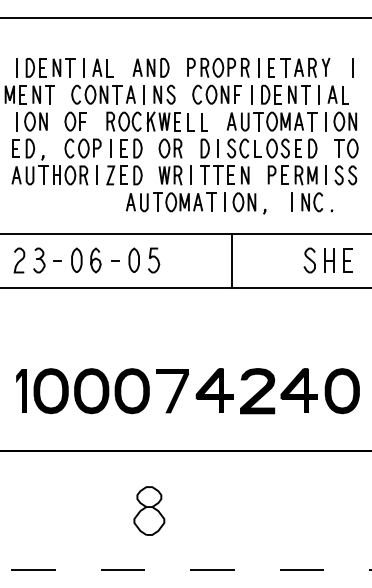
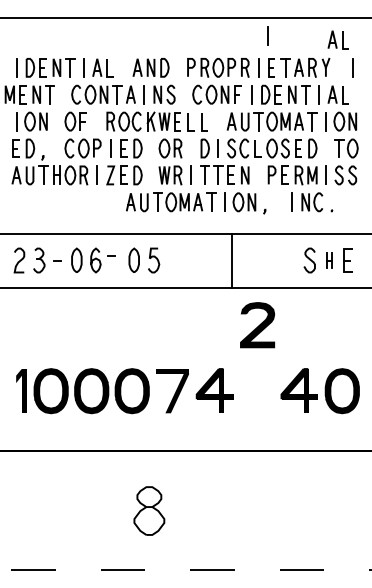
line: none -> present (267, 35)
part: none -> present (337, 39)
line position: (115, 260) -> (111, 255) (111, 255)
part size: 11x25 px -> 7x17 px (329, 260)
part position: (257, 391) -> (257, 325) (257, 325)
